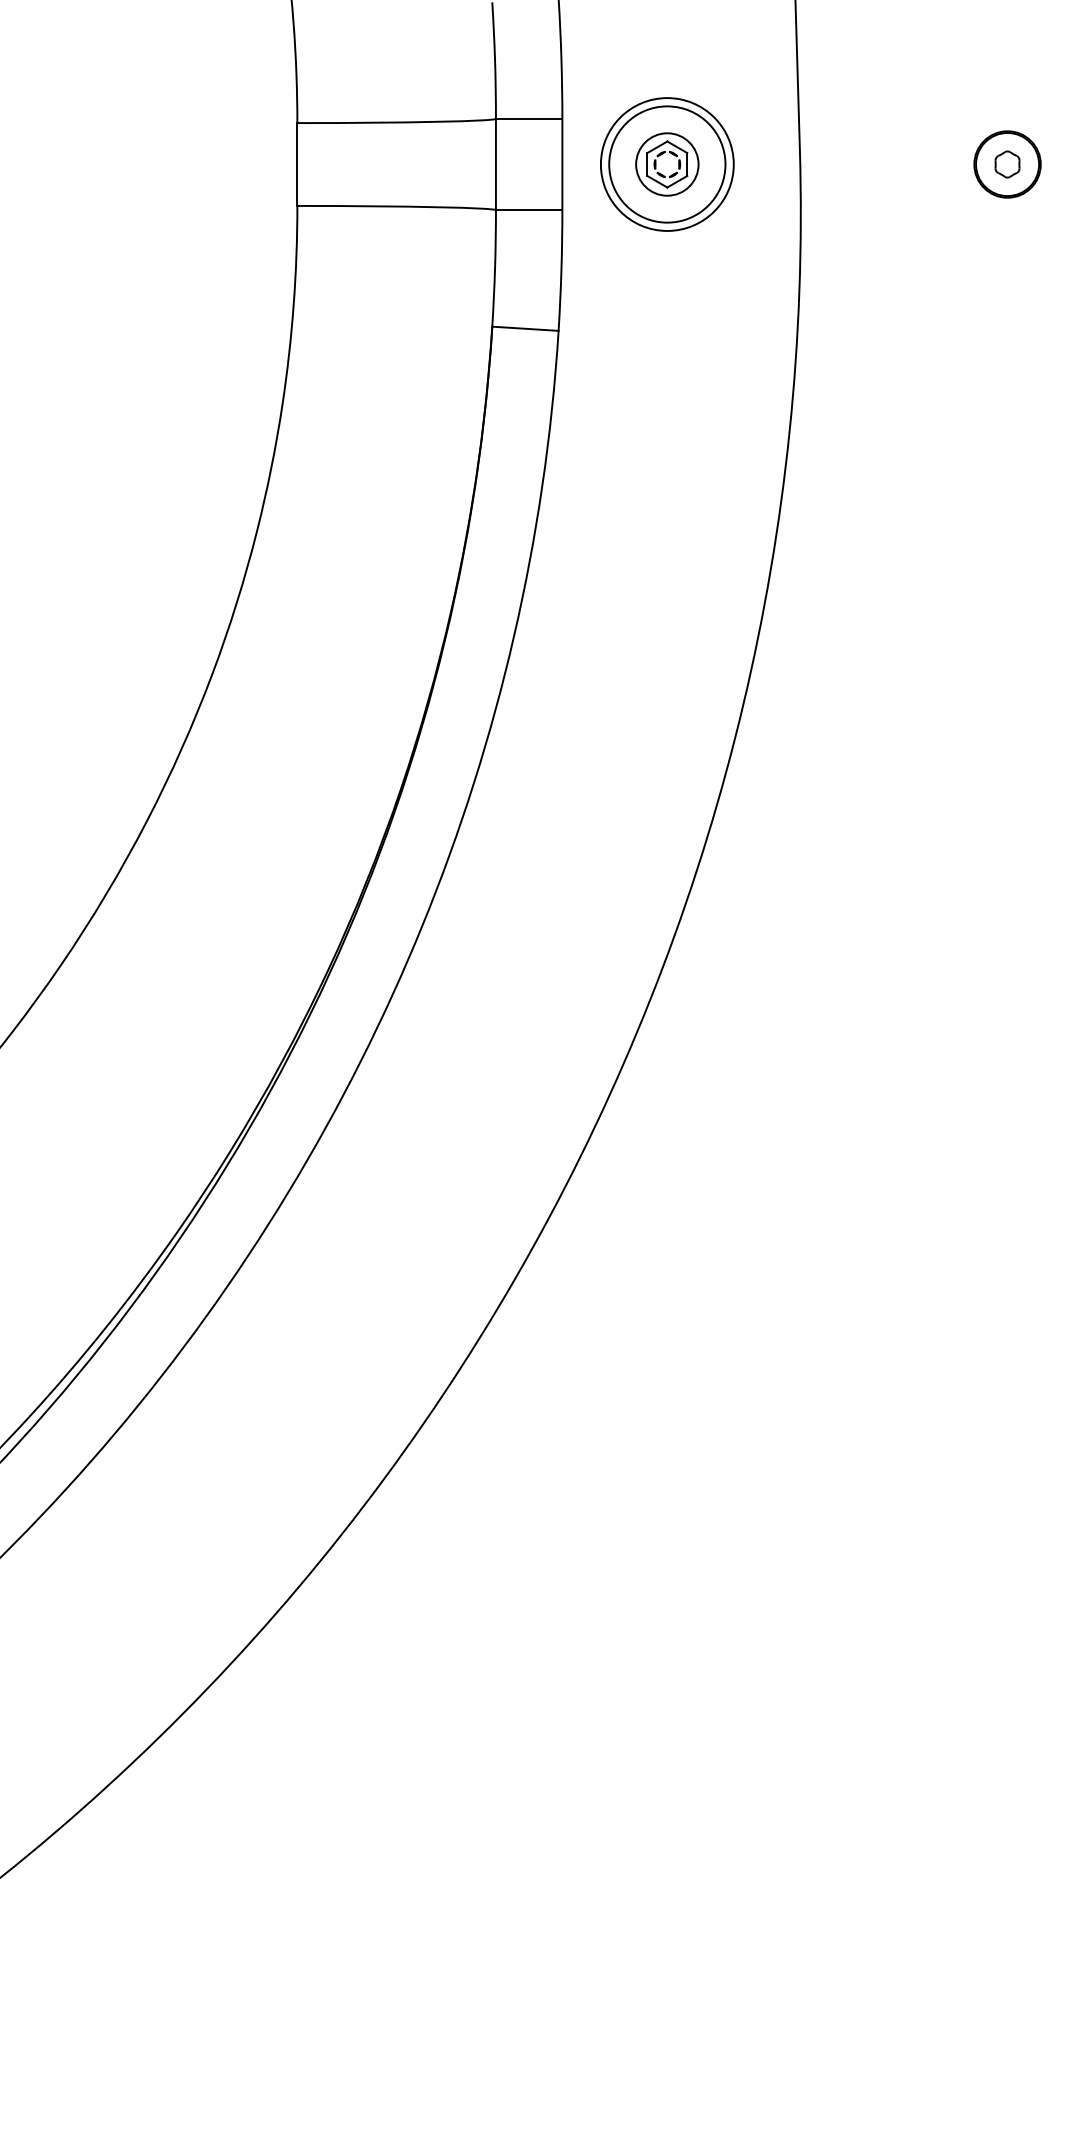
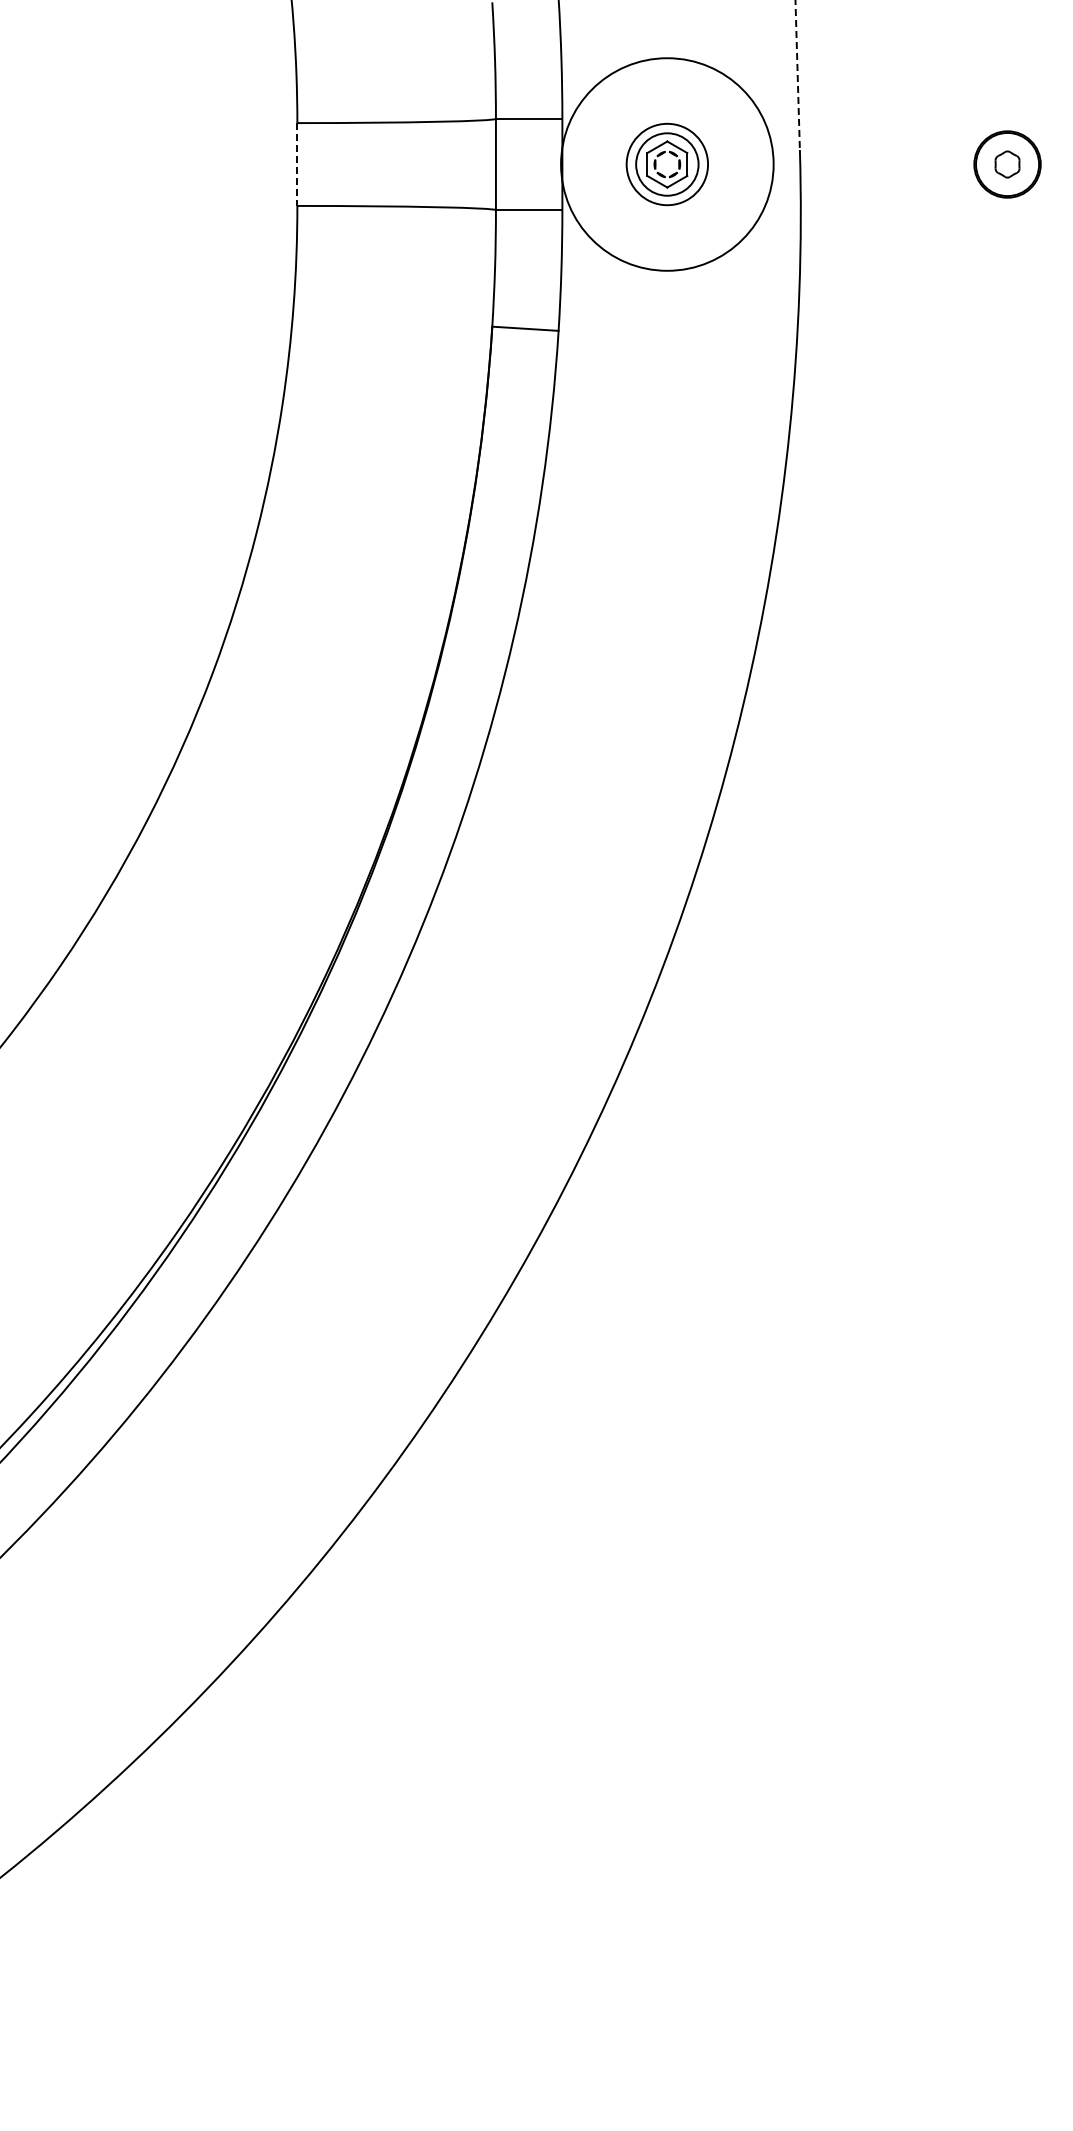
line: solid -> dashed (797, 75)
circle diameter: 133 px -> 213 px (667, 164)
circle diameter: 116 px -> 81 px (667, 164)
line: solid -> dashed (297, 165)
